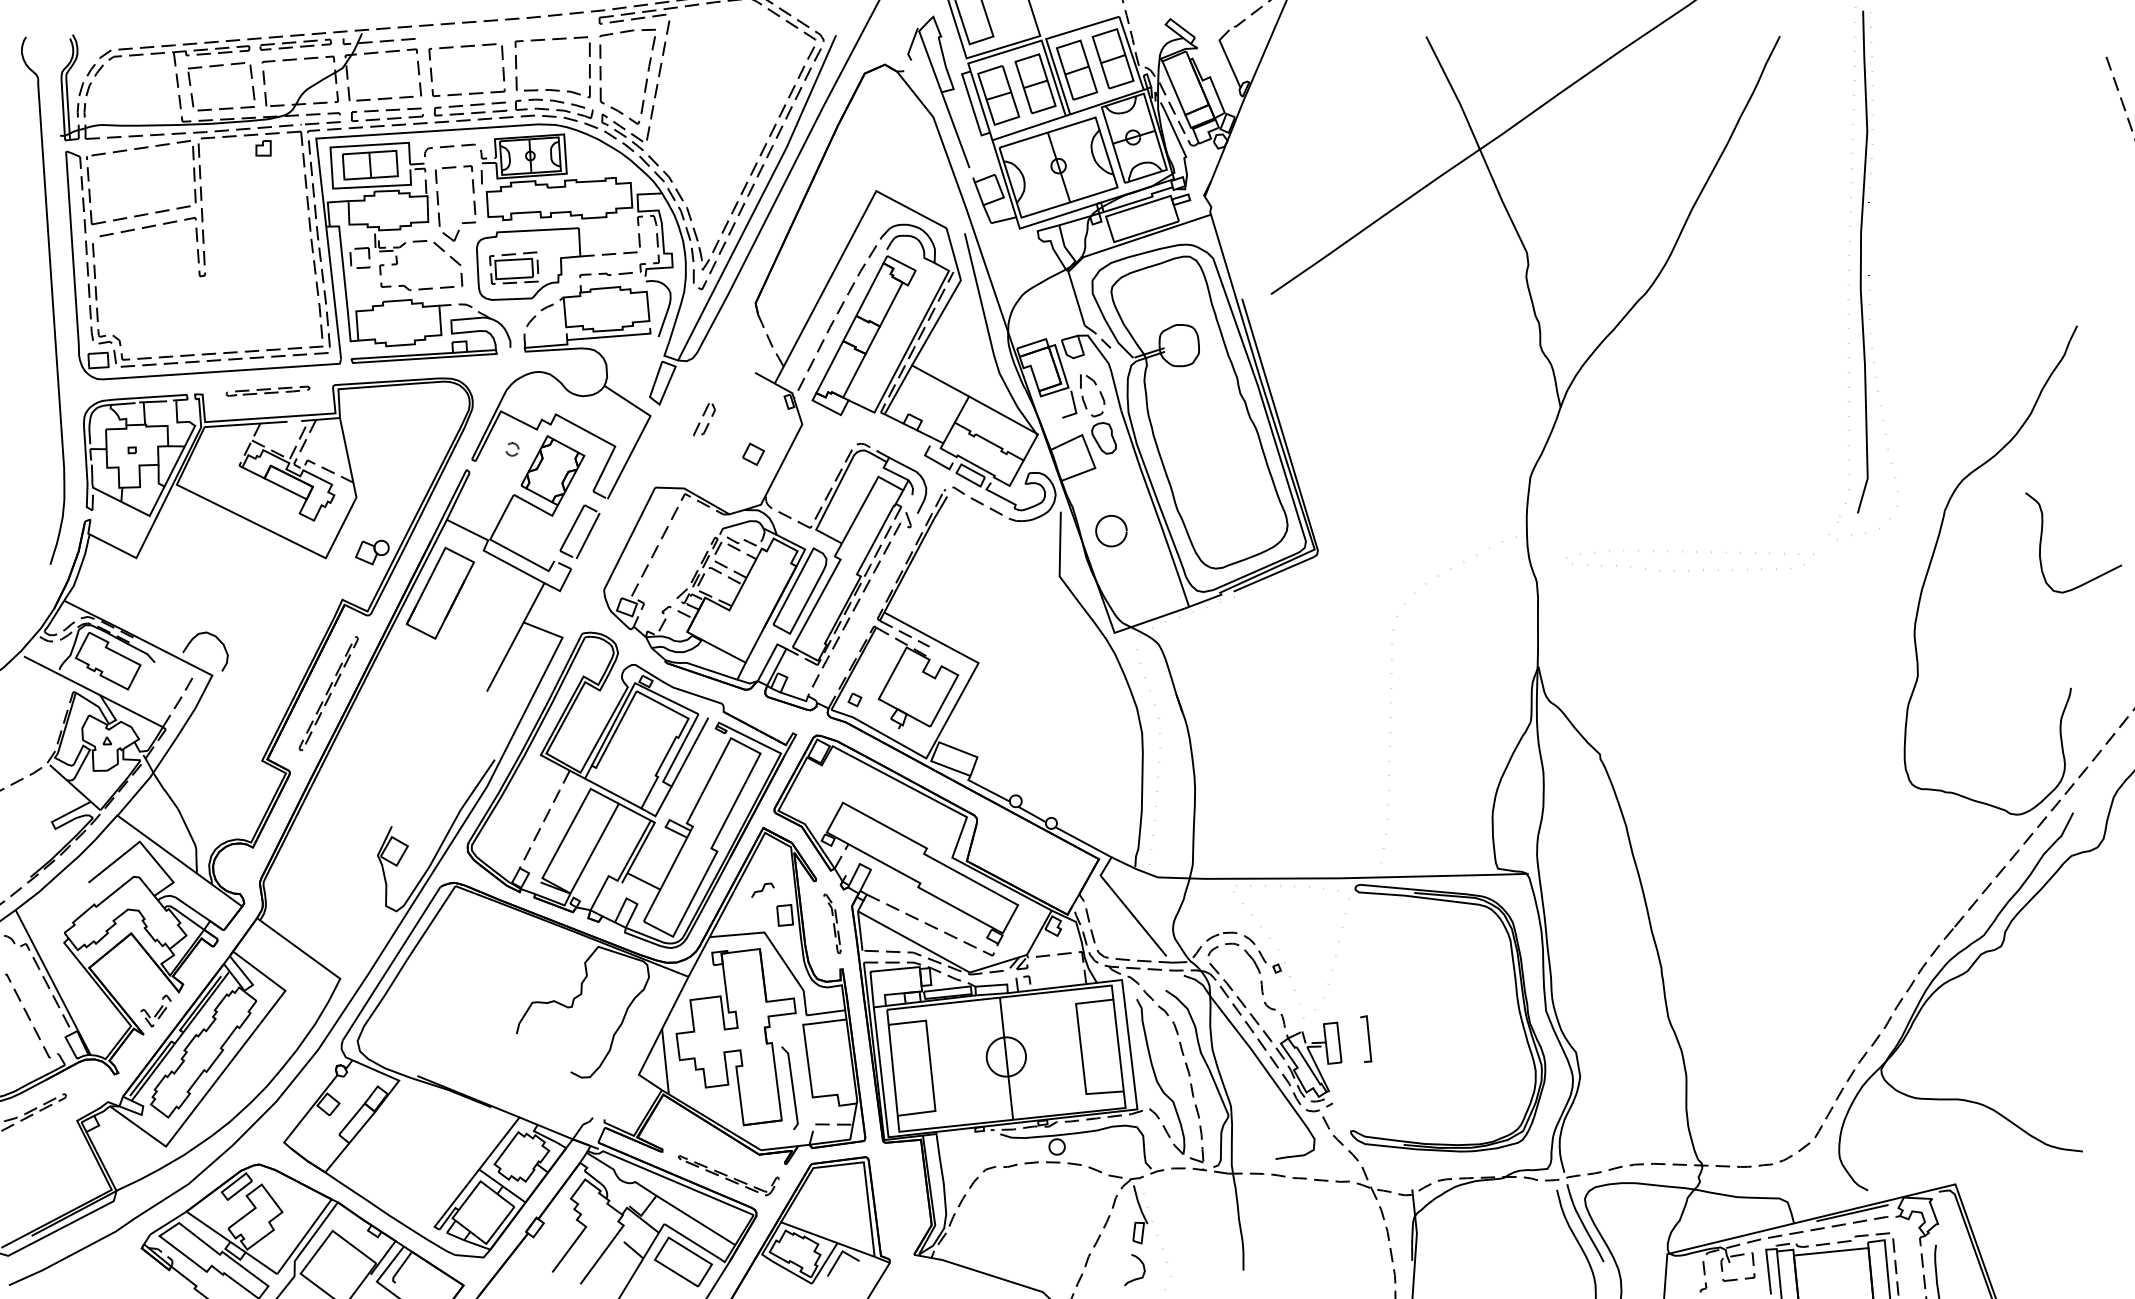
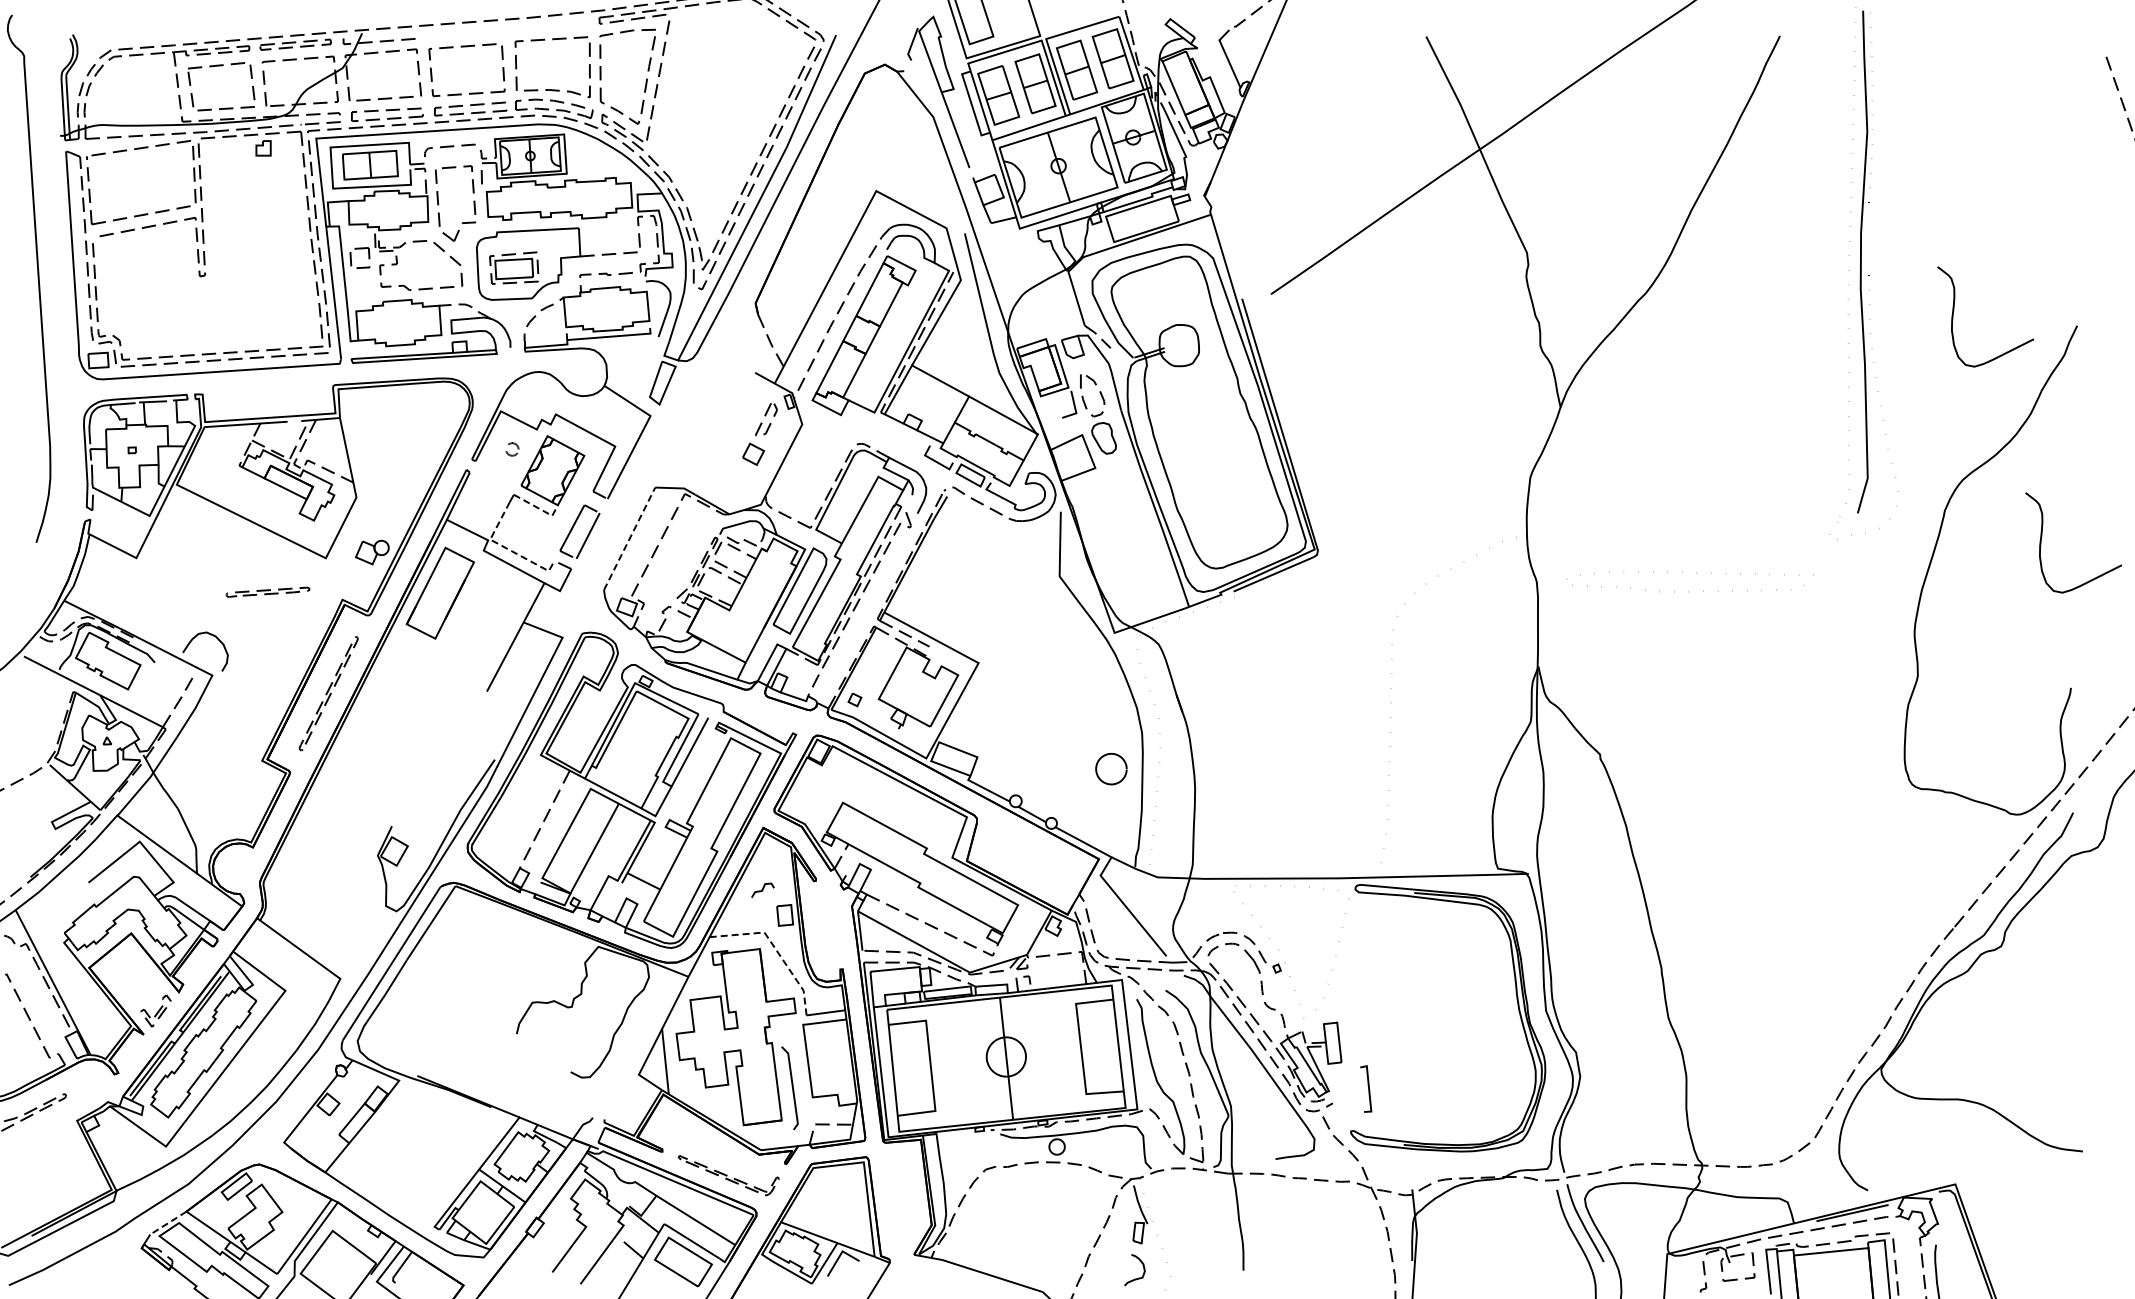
curve position: (51, 300) -> (37, 278) (37, 278)
curve: none -> present (1954, 310)
part position: (267, 390) -> (267, 591) (267, 591)
part position: (704, 419) -> (766, 419) (766, 419)
line: solid -> dashed (539, 508)
curve position: (1114, 517) -> (1114, 755) (1114, 755)
line: solid -> dashed (629, 538)
line: solid -> dashed (505, 548)
part position: (1688, 570) -> (1688, 591) (1688, 591)
part: present -> none (832, 923)
line: solid -> dashed (775, 948)
line position: (1368, 1038) -> (1368, 1088) (1368, 1088)
line: solid -> dashed (167, 1223)
